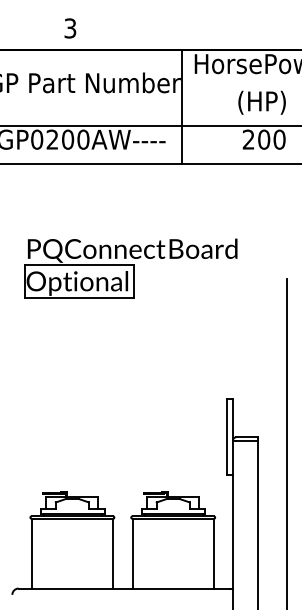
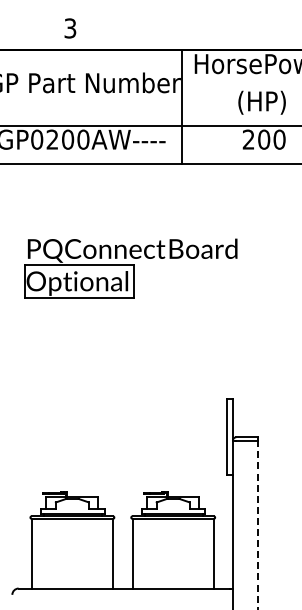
line: present -> none (286, 442)
line: solid -> dashed (258, 524)
